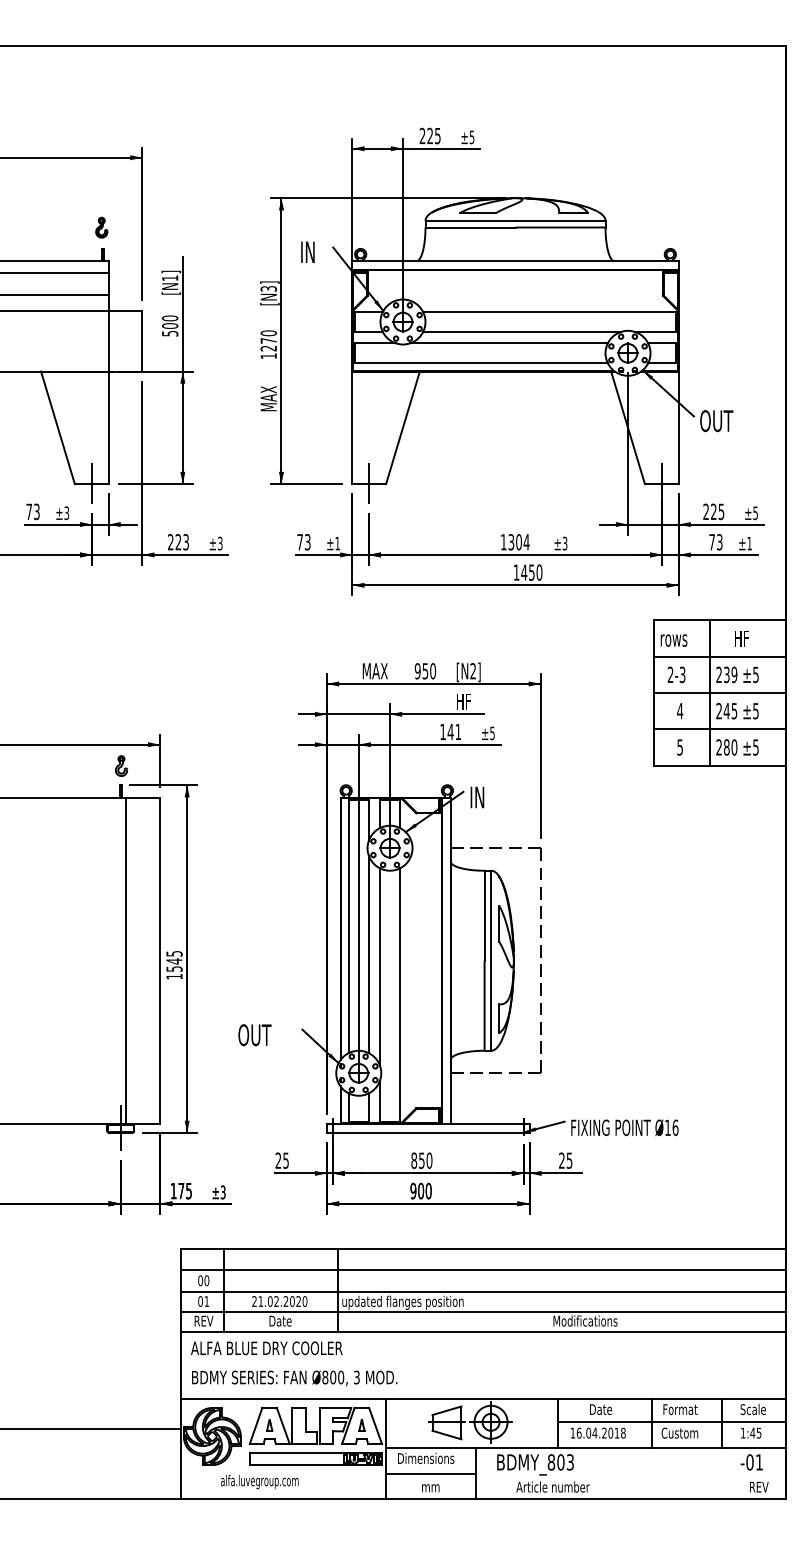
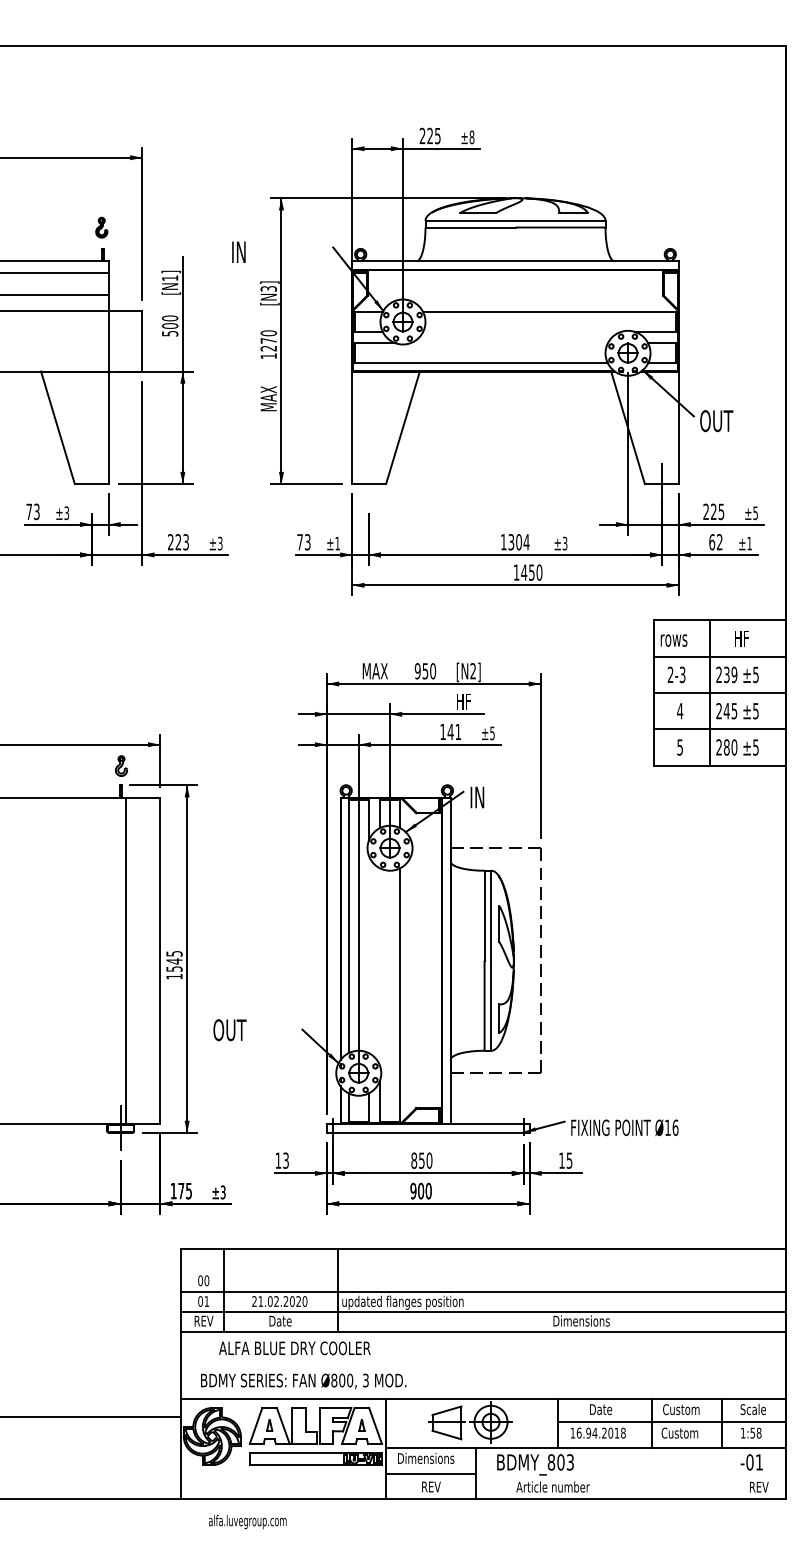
text: ±5 -> ±8 (471, 137)
text position: (307, 251) -> (238, 251) (238, 251)
line: present -> none (521, 332)
line: present -> none (508, 343)
line: present -> none (92, 483)
line: present -> none (368, 483)
text: 73 -> 62 (715, 542)
line: present -> none (368, 954)
line: present -> none (380, 966)
text position: (254, 1035) -> (229, 1030) (229, 1030)
text: 25 -> 13 (281, 1160)
text: 25 -> 15 (561, 1160)
line: present -> none (483, 1270)
text: Modifications -> Dimensions (585, 1320)
text position: (266, 1348) -> (294, 1348) (294, 1348)
text position: (294, 1378) -> (303, 1381) (303, 1381)
text: Format -> Custom (681, 1409)
line position: (91, 1429) -> (91, 1417) (91, 1417)
text: 1:45 -> 1:58 (755, 1432)
text: 16.04.2018 -> 16.94.2018 (588, 1433)
text position: (259, 1481) -> (247, 1521) (247, 1521)
text: mm -> REV (431, 1486)
